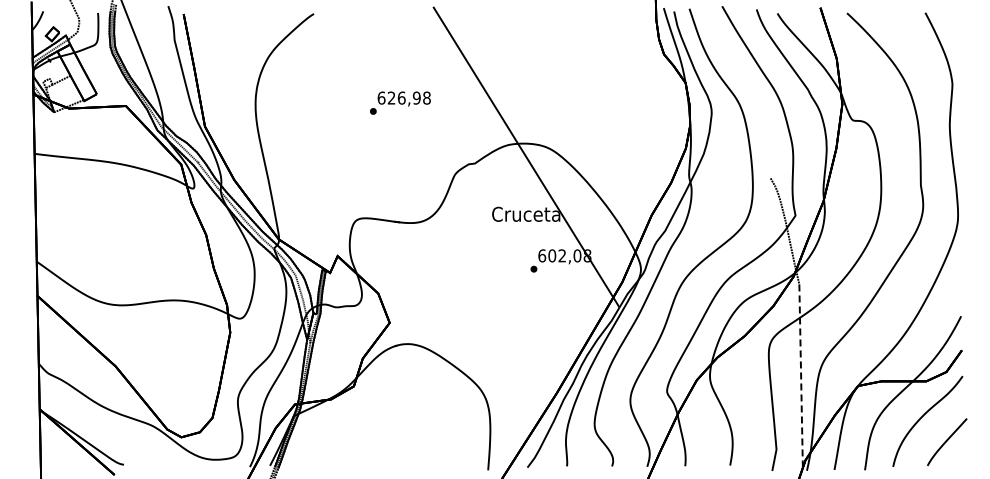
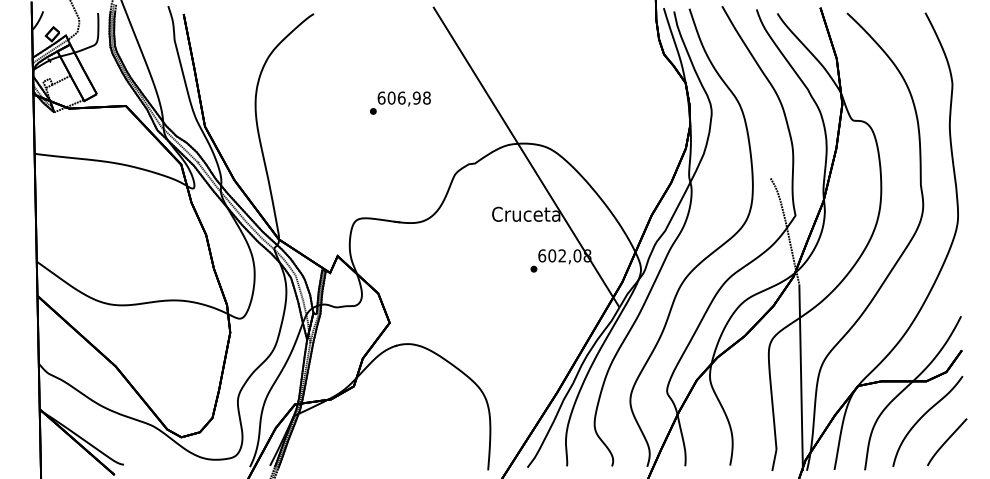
text: 626,98 -> 606,98 (391, 97)
line: dashed -> solid (801, 378)
